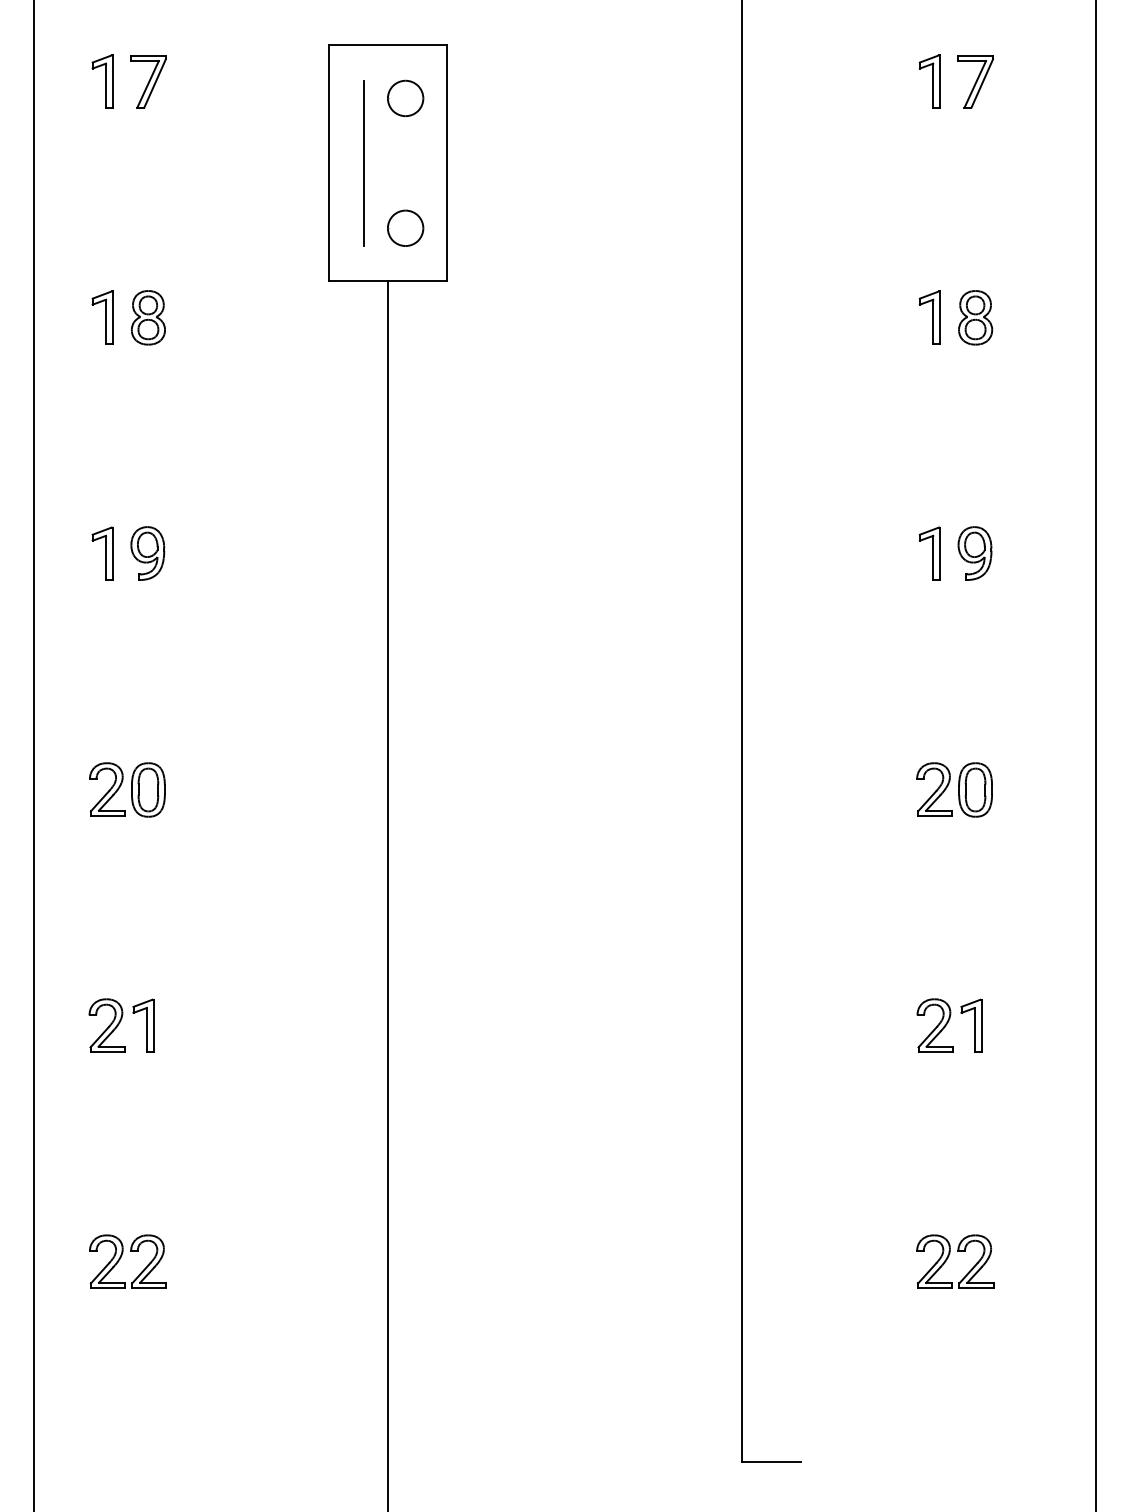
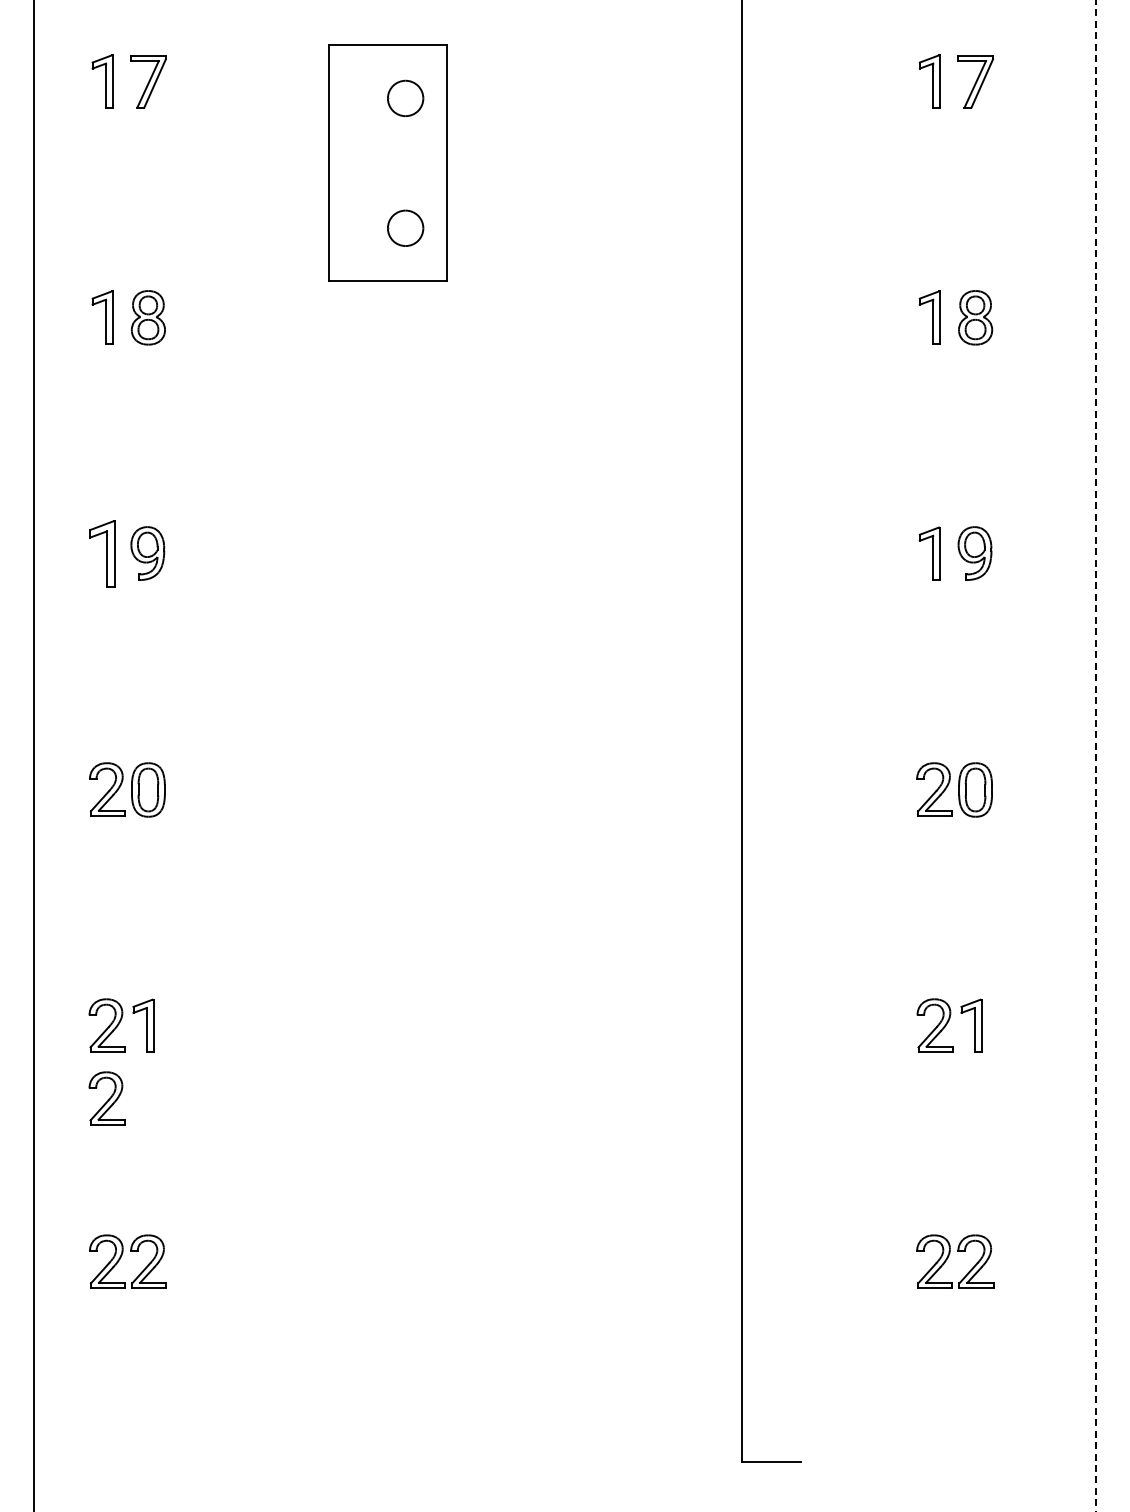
line: present -> none (364, 163)
part size: 23x55 px -> 27x68 px (102, 553)
line: solid -> dashed (1096, 755)
line: present -> none (387, 894)
part: none -> present (106, 1098)
